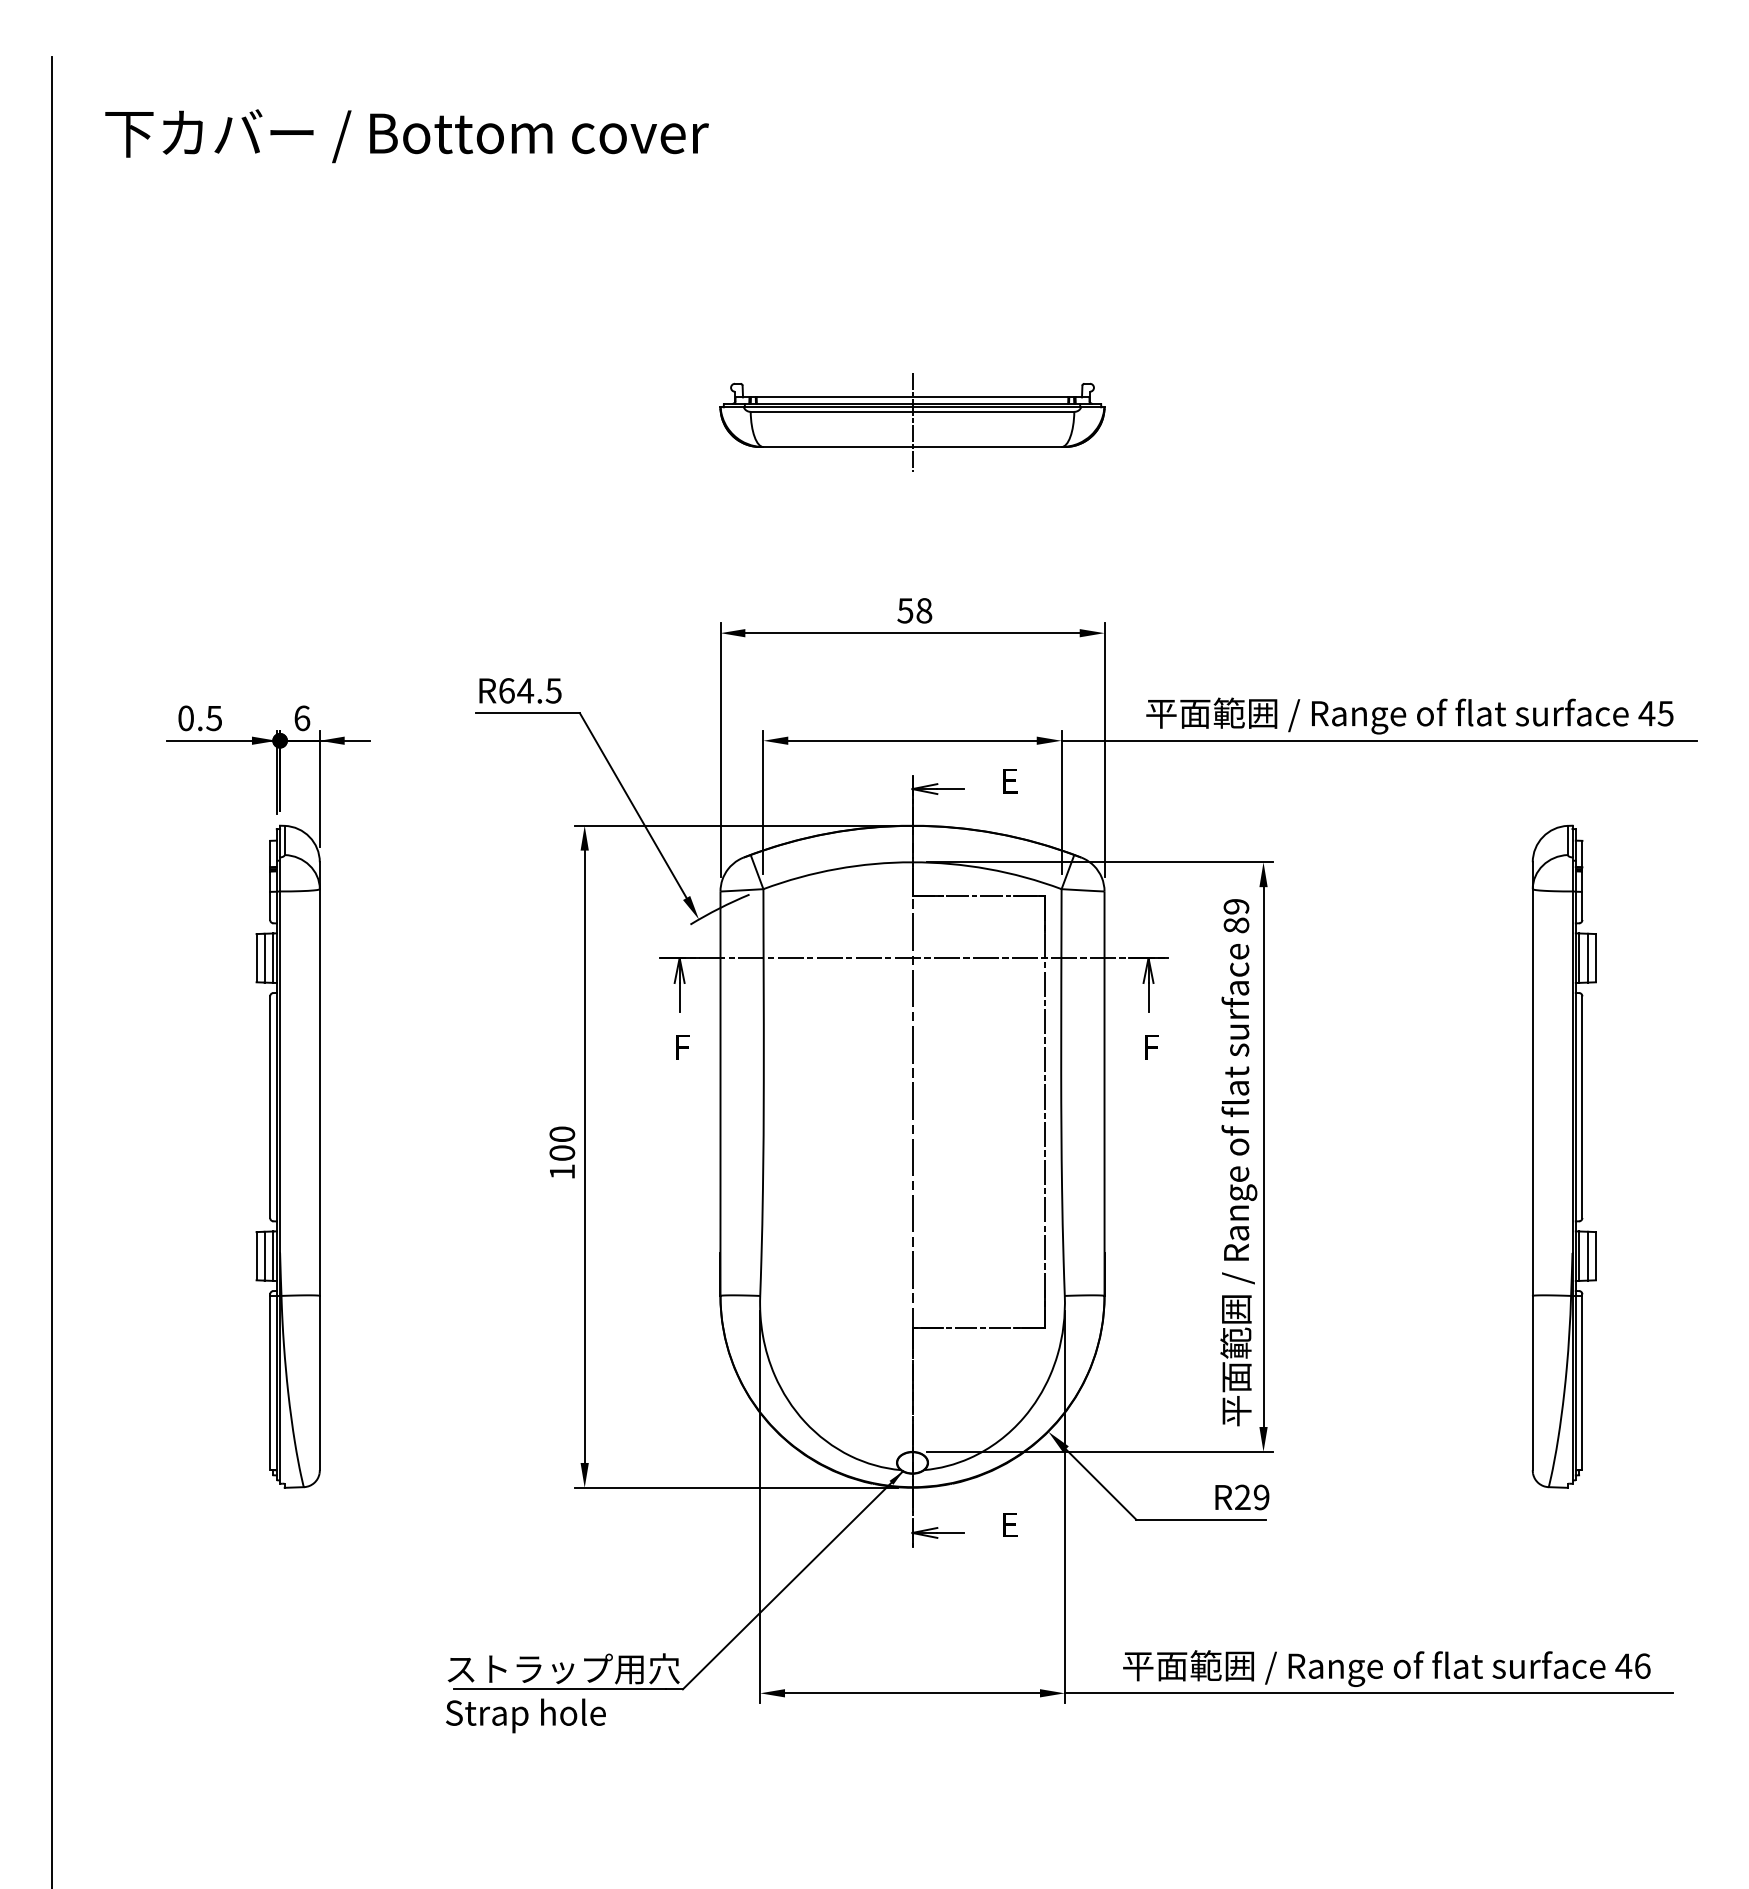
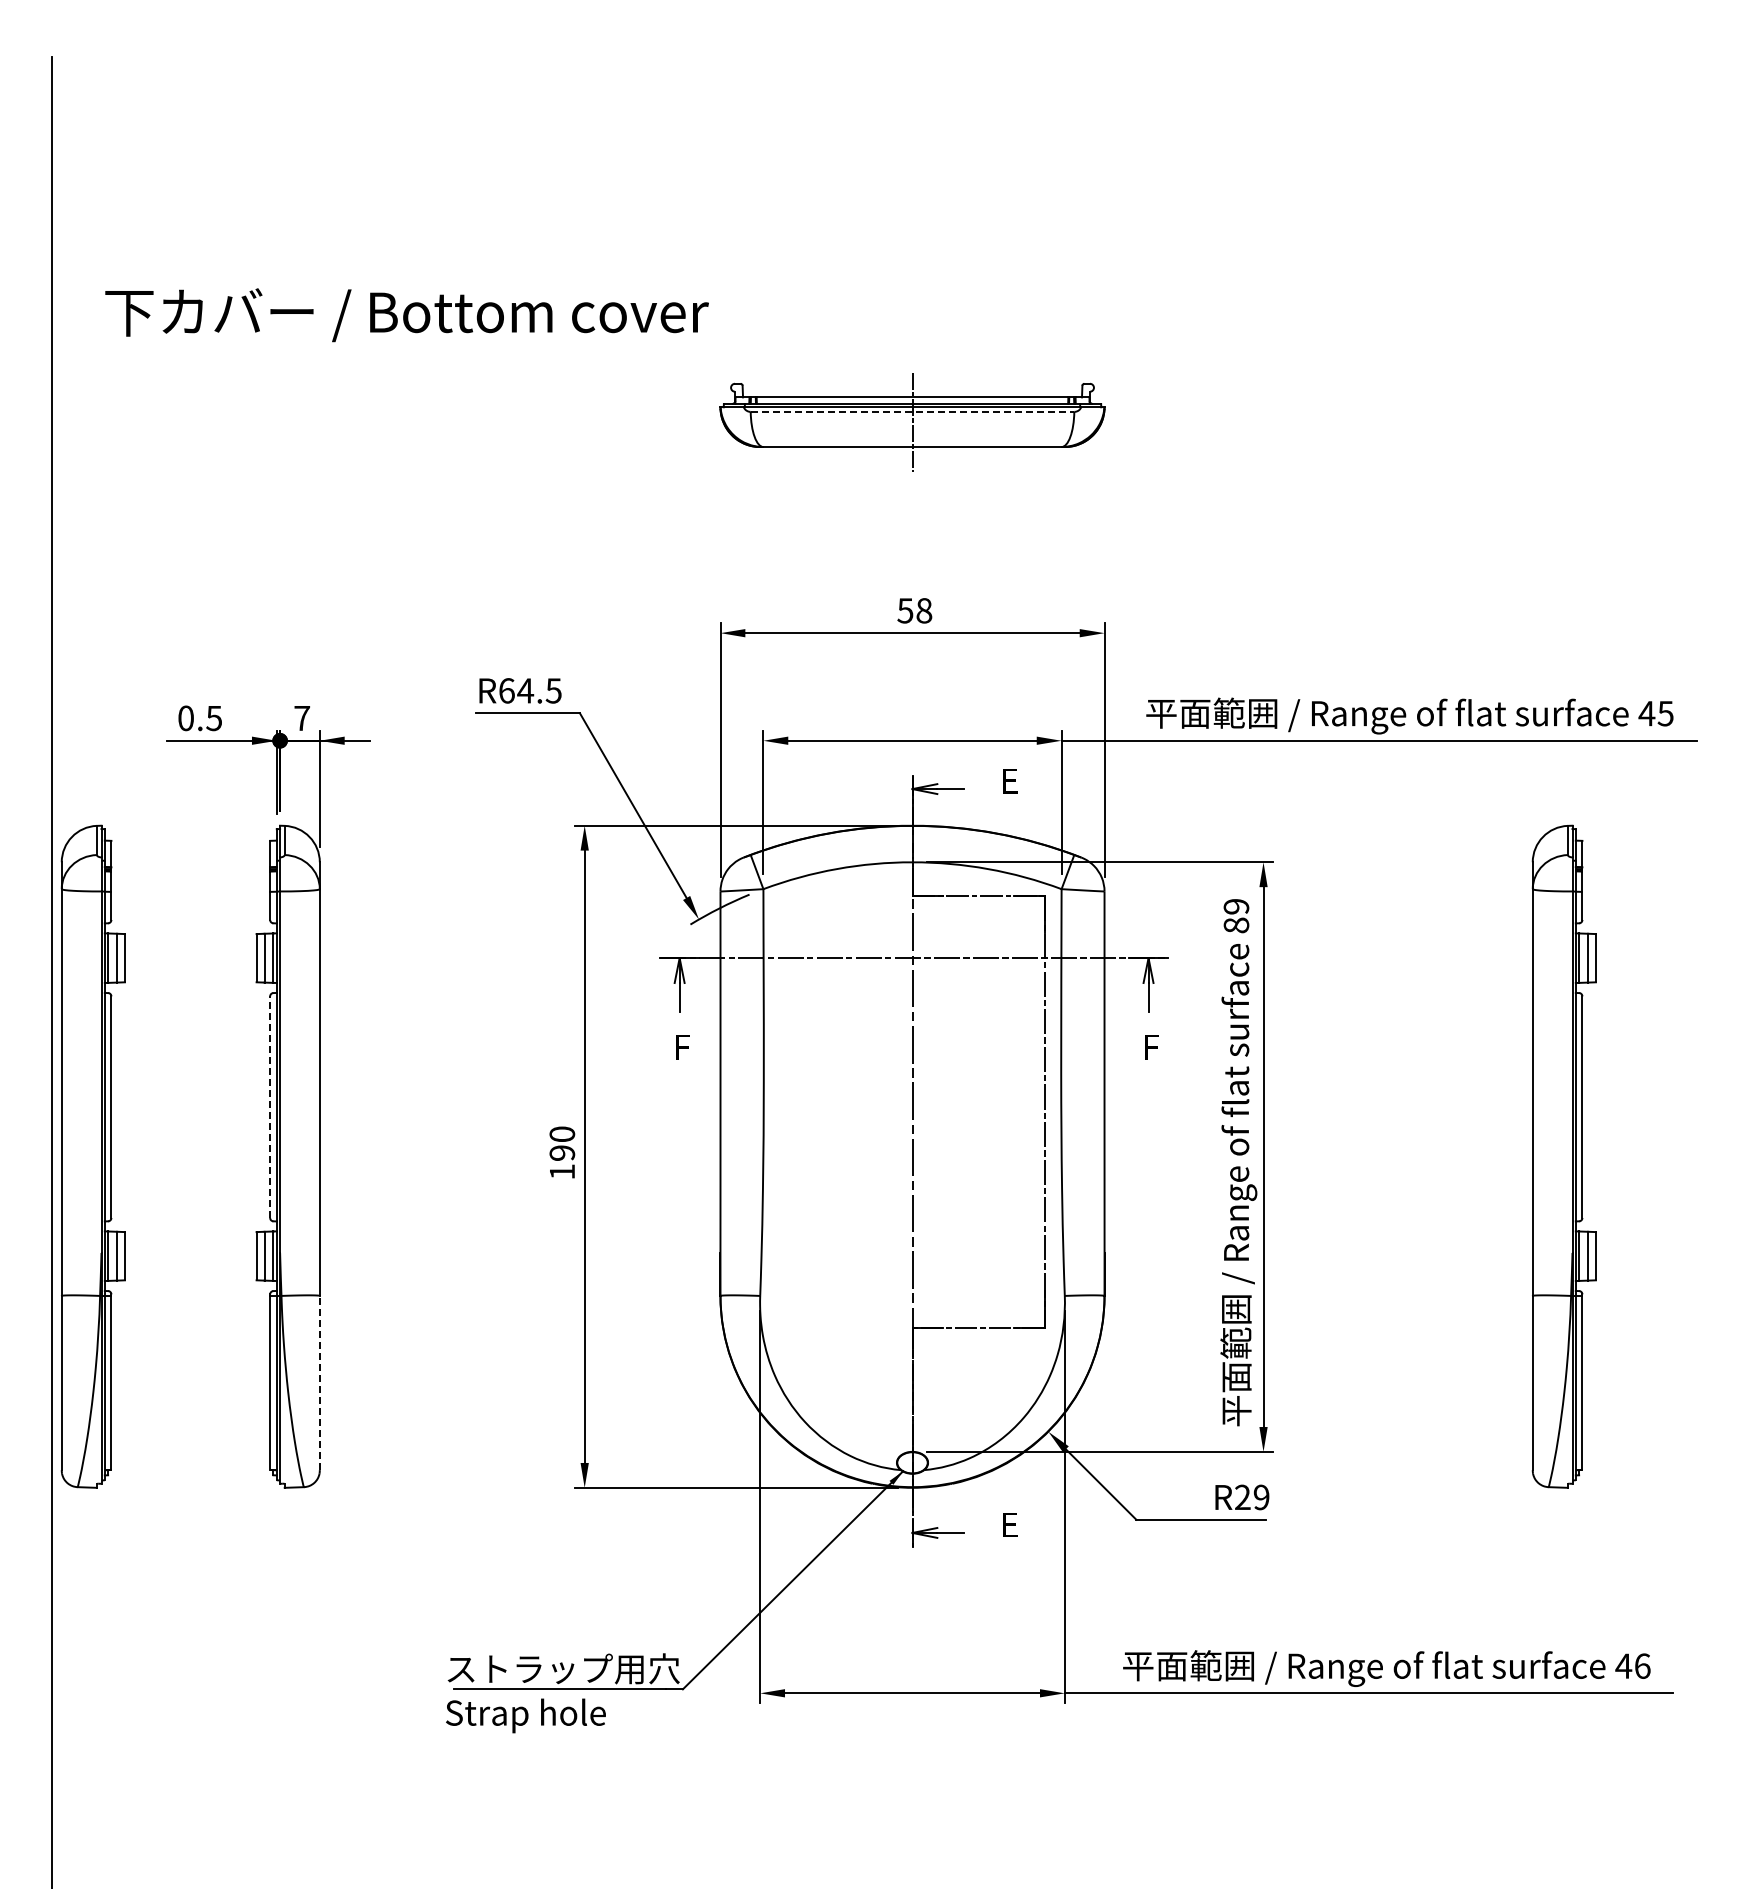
text position: (406, 136) -> (406, 315) (406, 315)
line: solid -> dashed (912, 411)
text: 6 -> 7 (302, 718)
line: solid -> dashed (270, 1107)
text: 100 -> 190 (562, 1152)
part: none -> present (92, 1156)
line: solid -> dashed (319, 1382)
